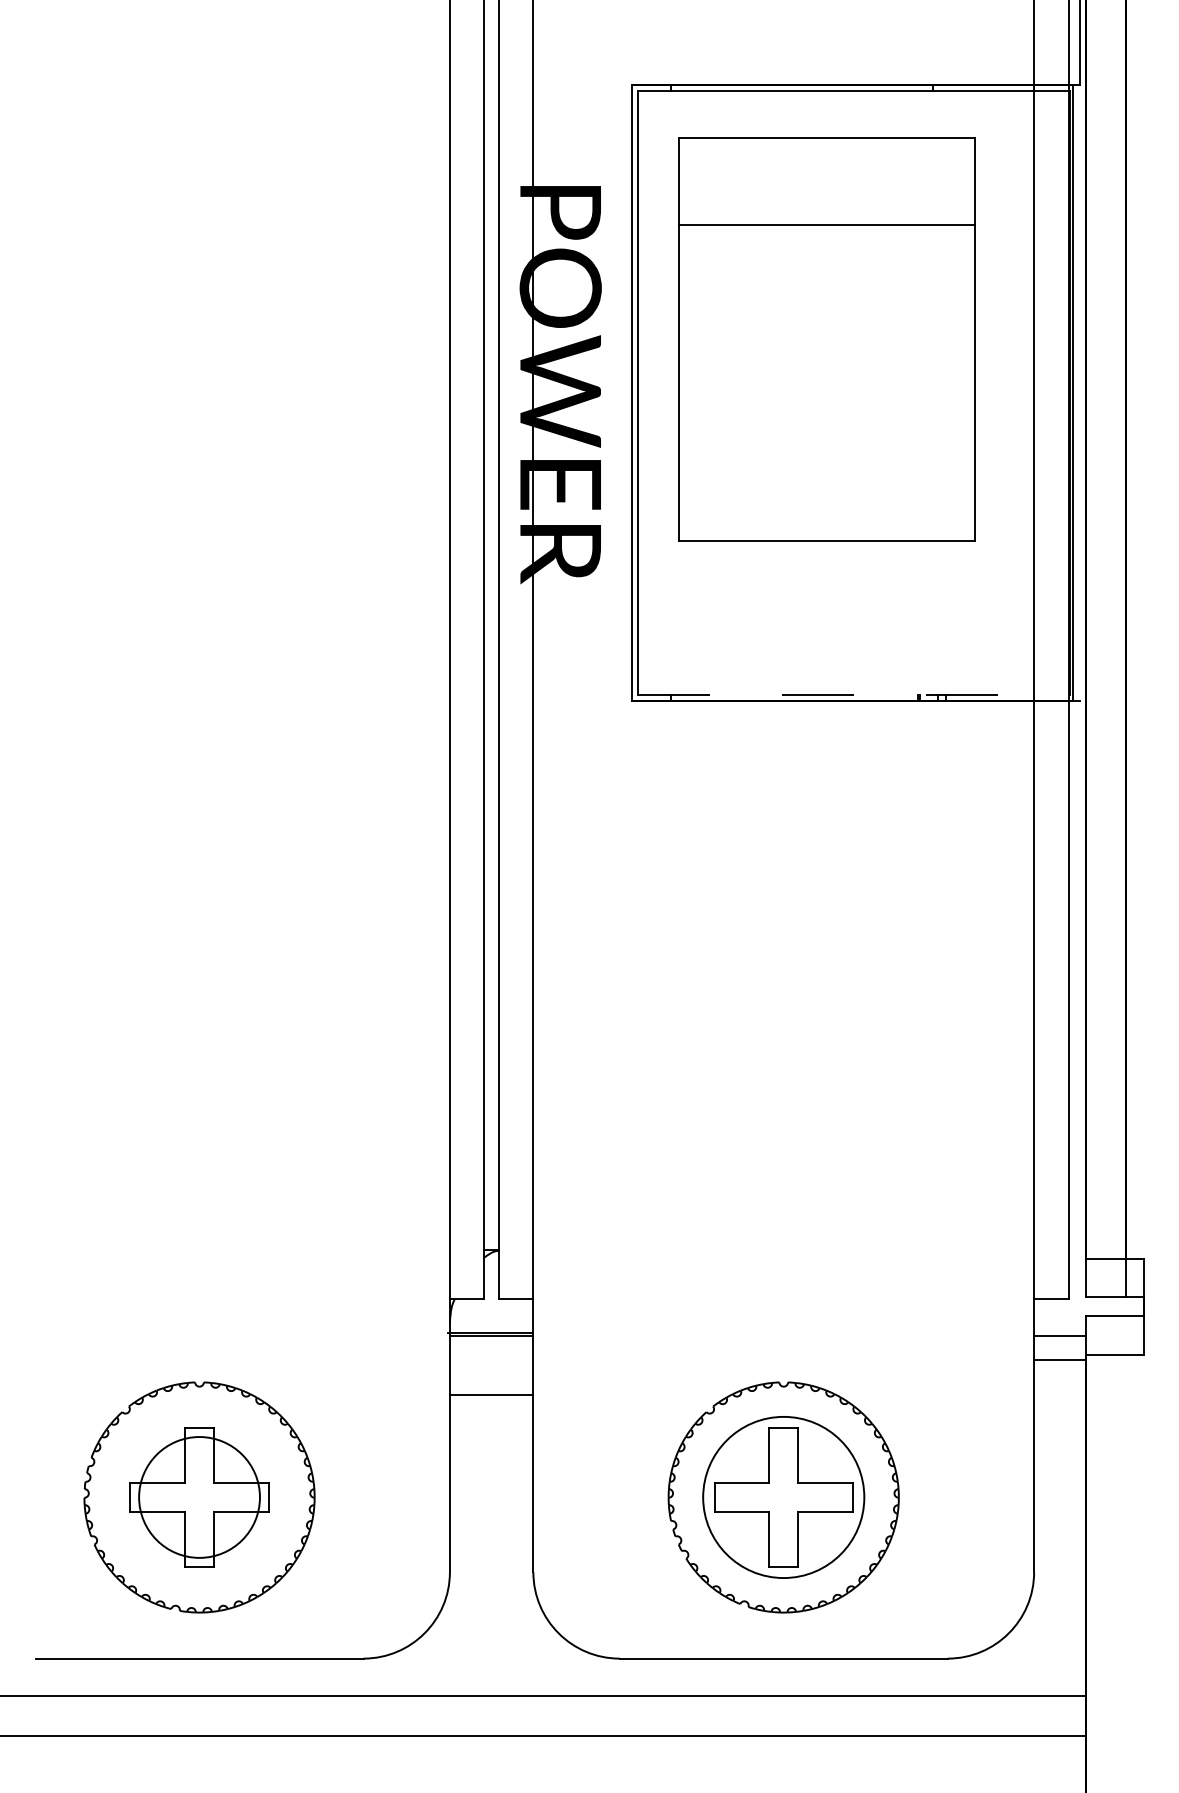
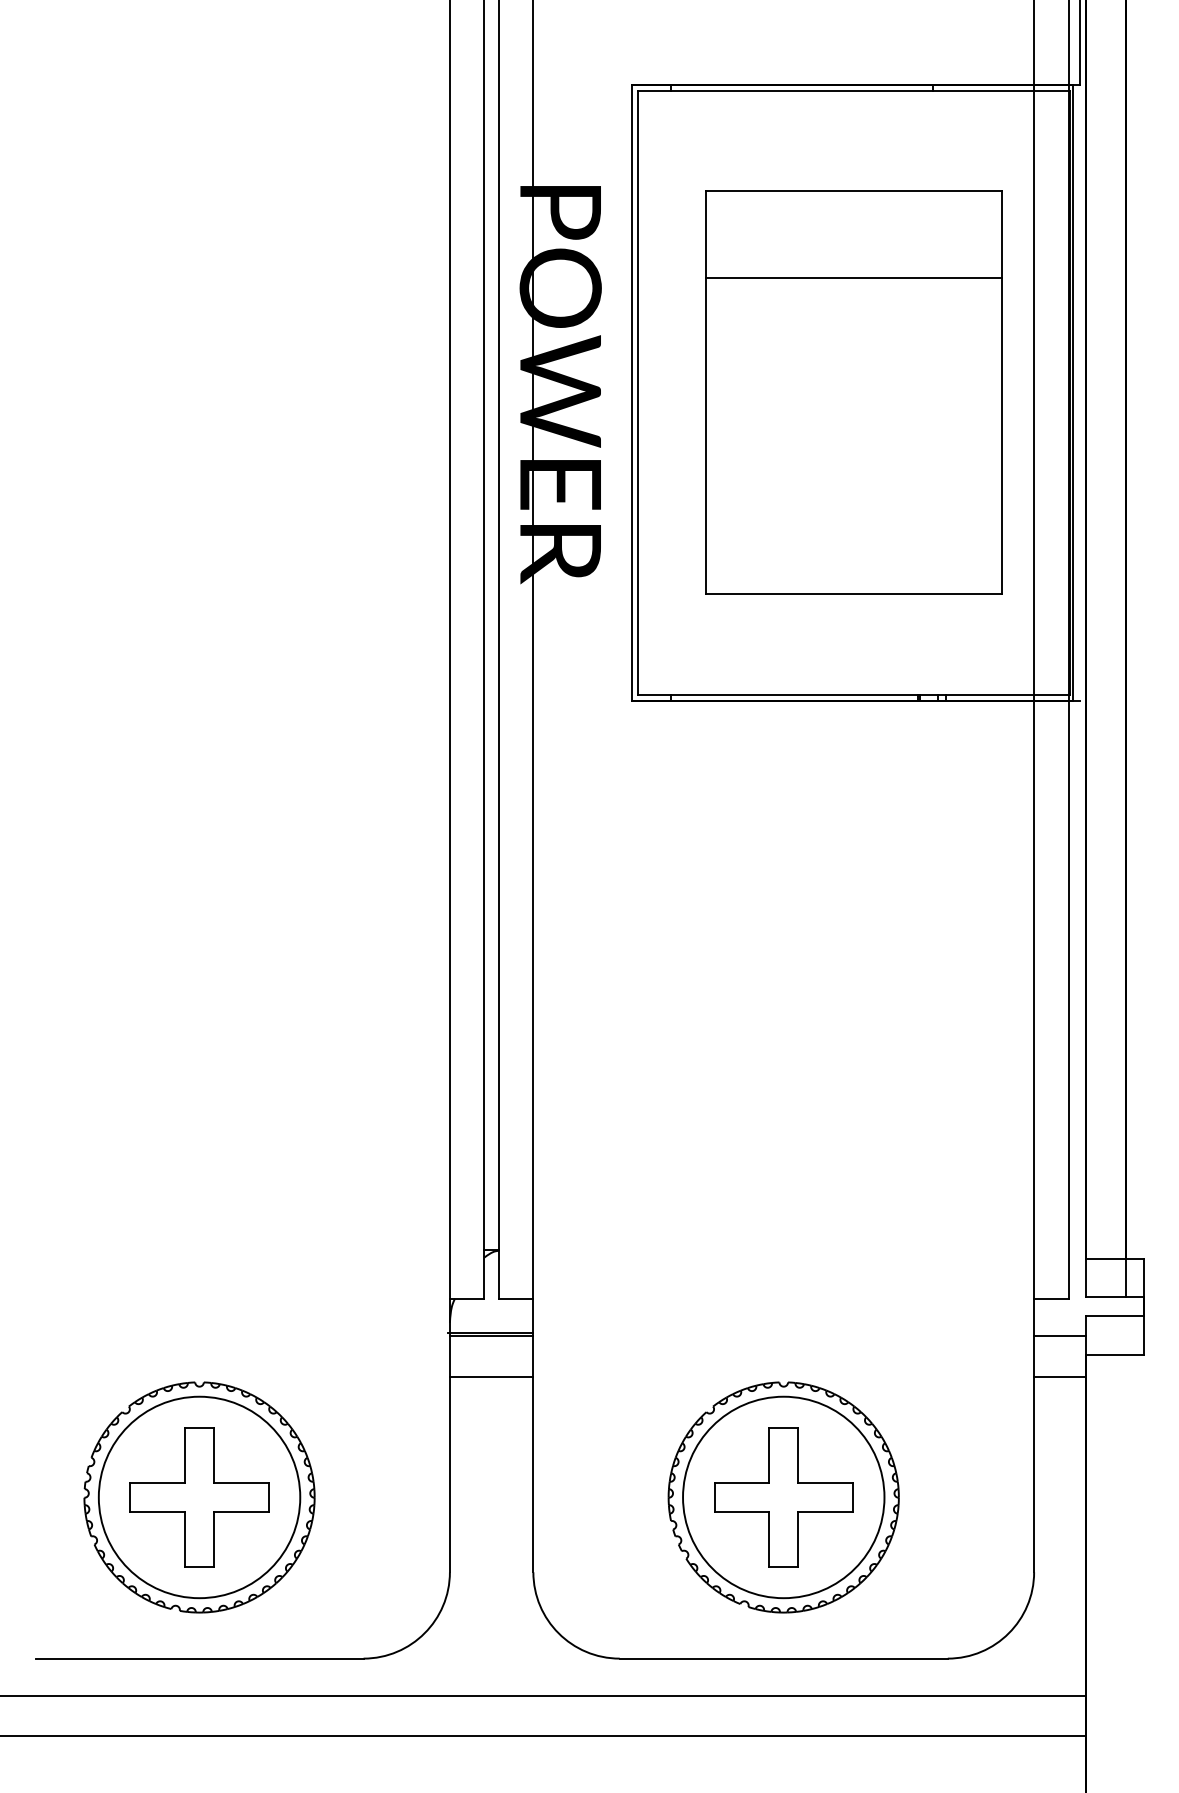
part position: (826, 339) -> (853, 392) (853, 392)
line: dashed -> solid (853, 695)
line position: (1059, 1359) -> (1059, 1376) (1059, 1376)
line position: (491, 1394) -> (491, 1376) (491, 1376)
circle diameter: 121 px -> 201 px (199, 1497)
circle diameter: 161 px -> 201 px (783, 1497)
